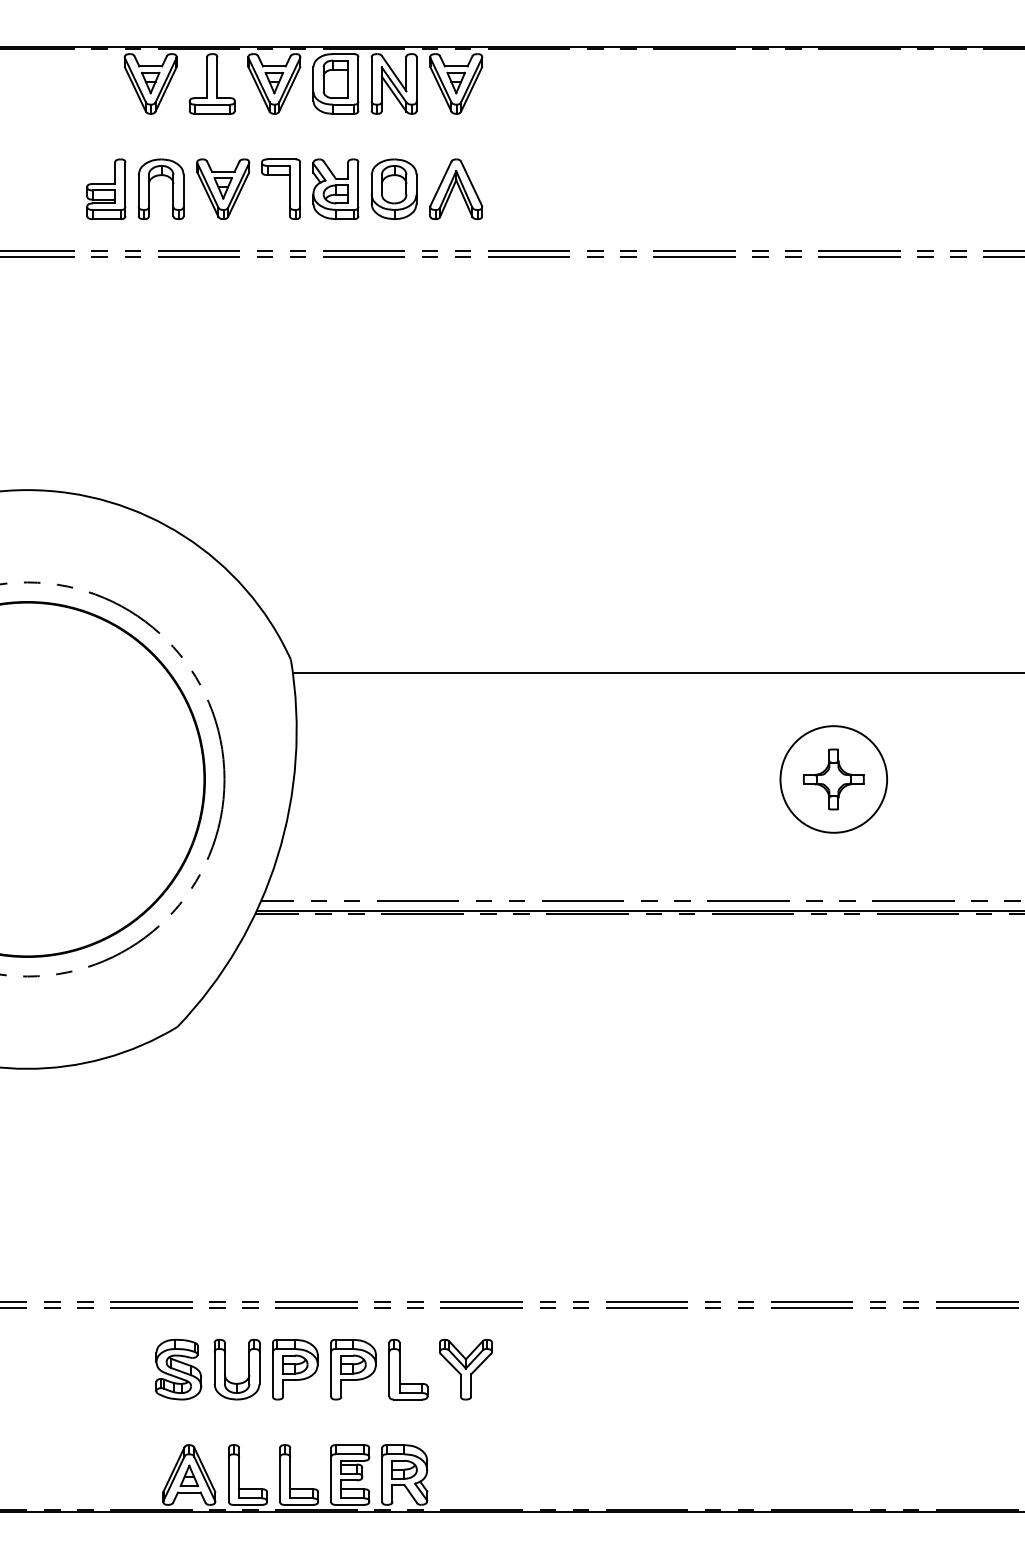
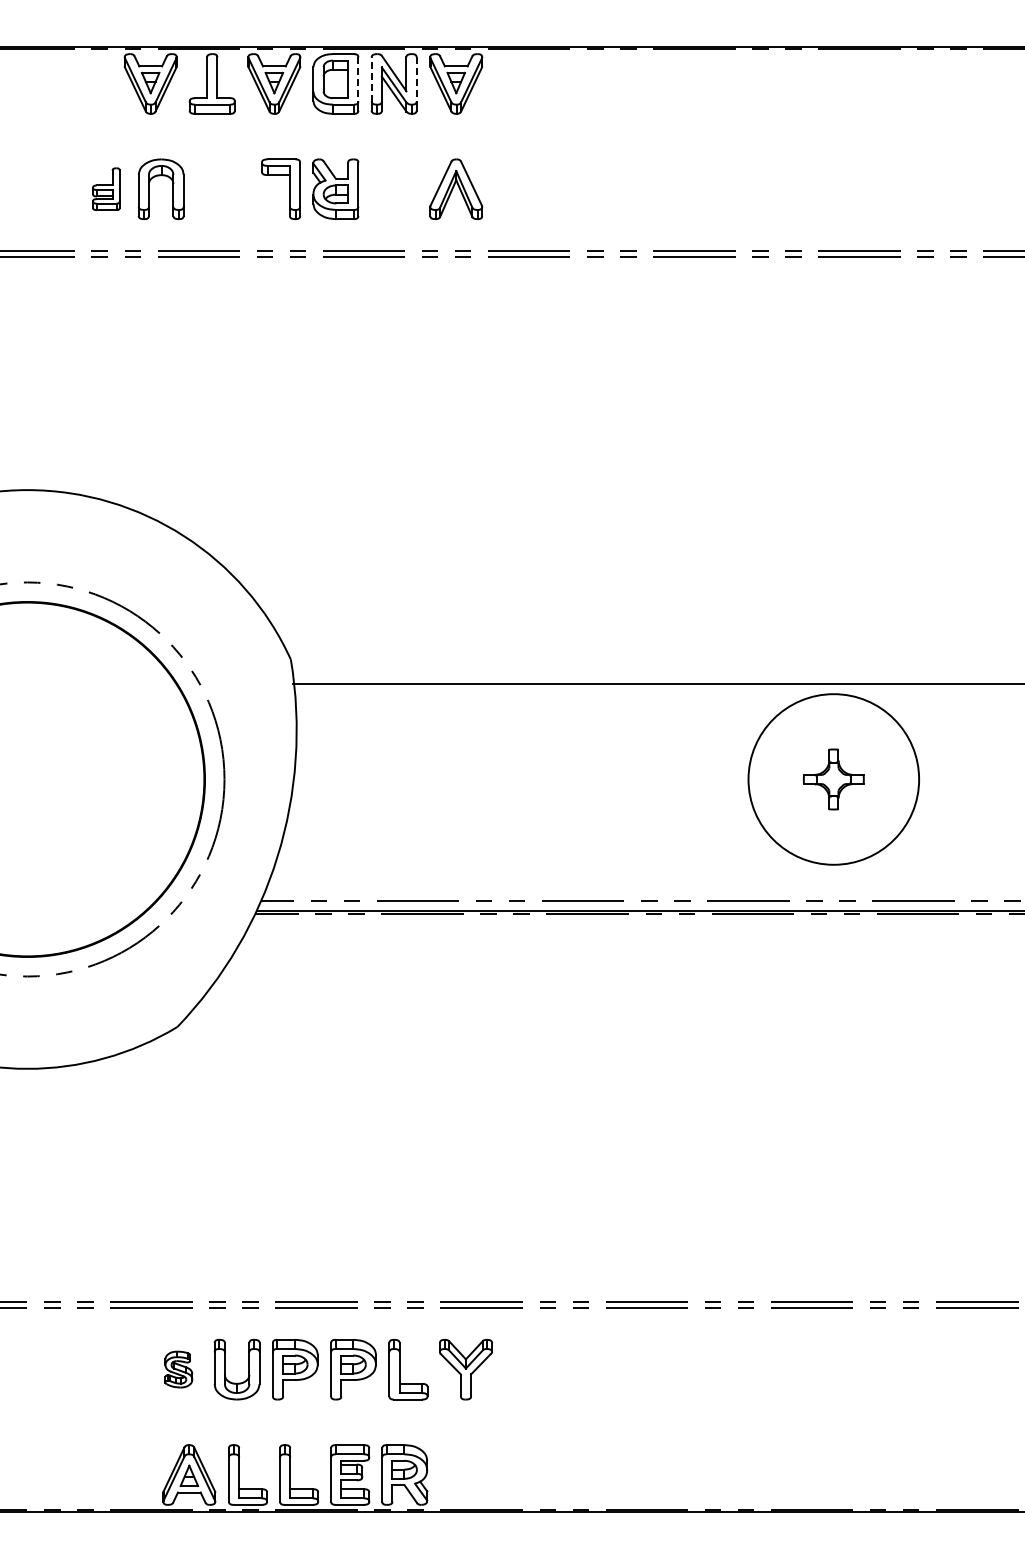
line: solid -> dashed (371, 78)
line: solid -> dashed (358, 79)
line: solid -> dashed (416, 79)
part size: 41x62 px -> 29x44 px (106, 188)
part: present -> none (223, 188)
part: present -> none (393, 188)
line position: (656, 673) -> (656, 684) (656, 684)
circle diameter: 107 px -> 171 px (833, 779)
part size: 48x63 px -> 30x39 px (178, 1369)
